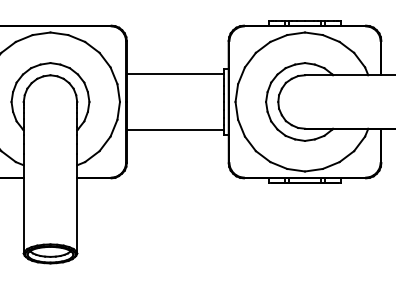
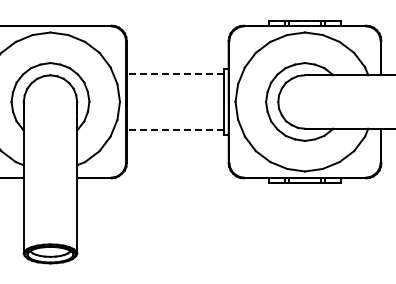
line: solid -> dashed (174, 74)
line: solid -> dashed (174, 130)
